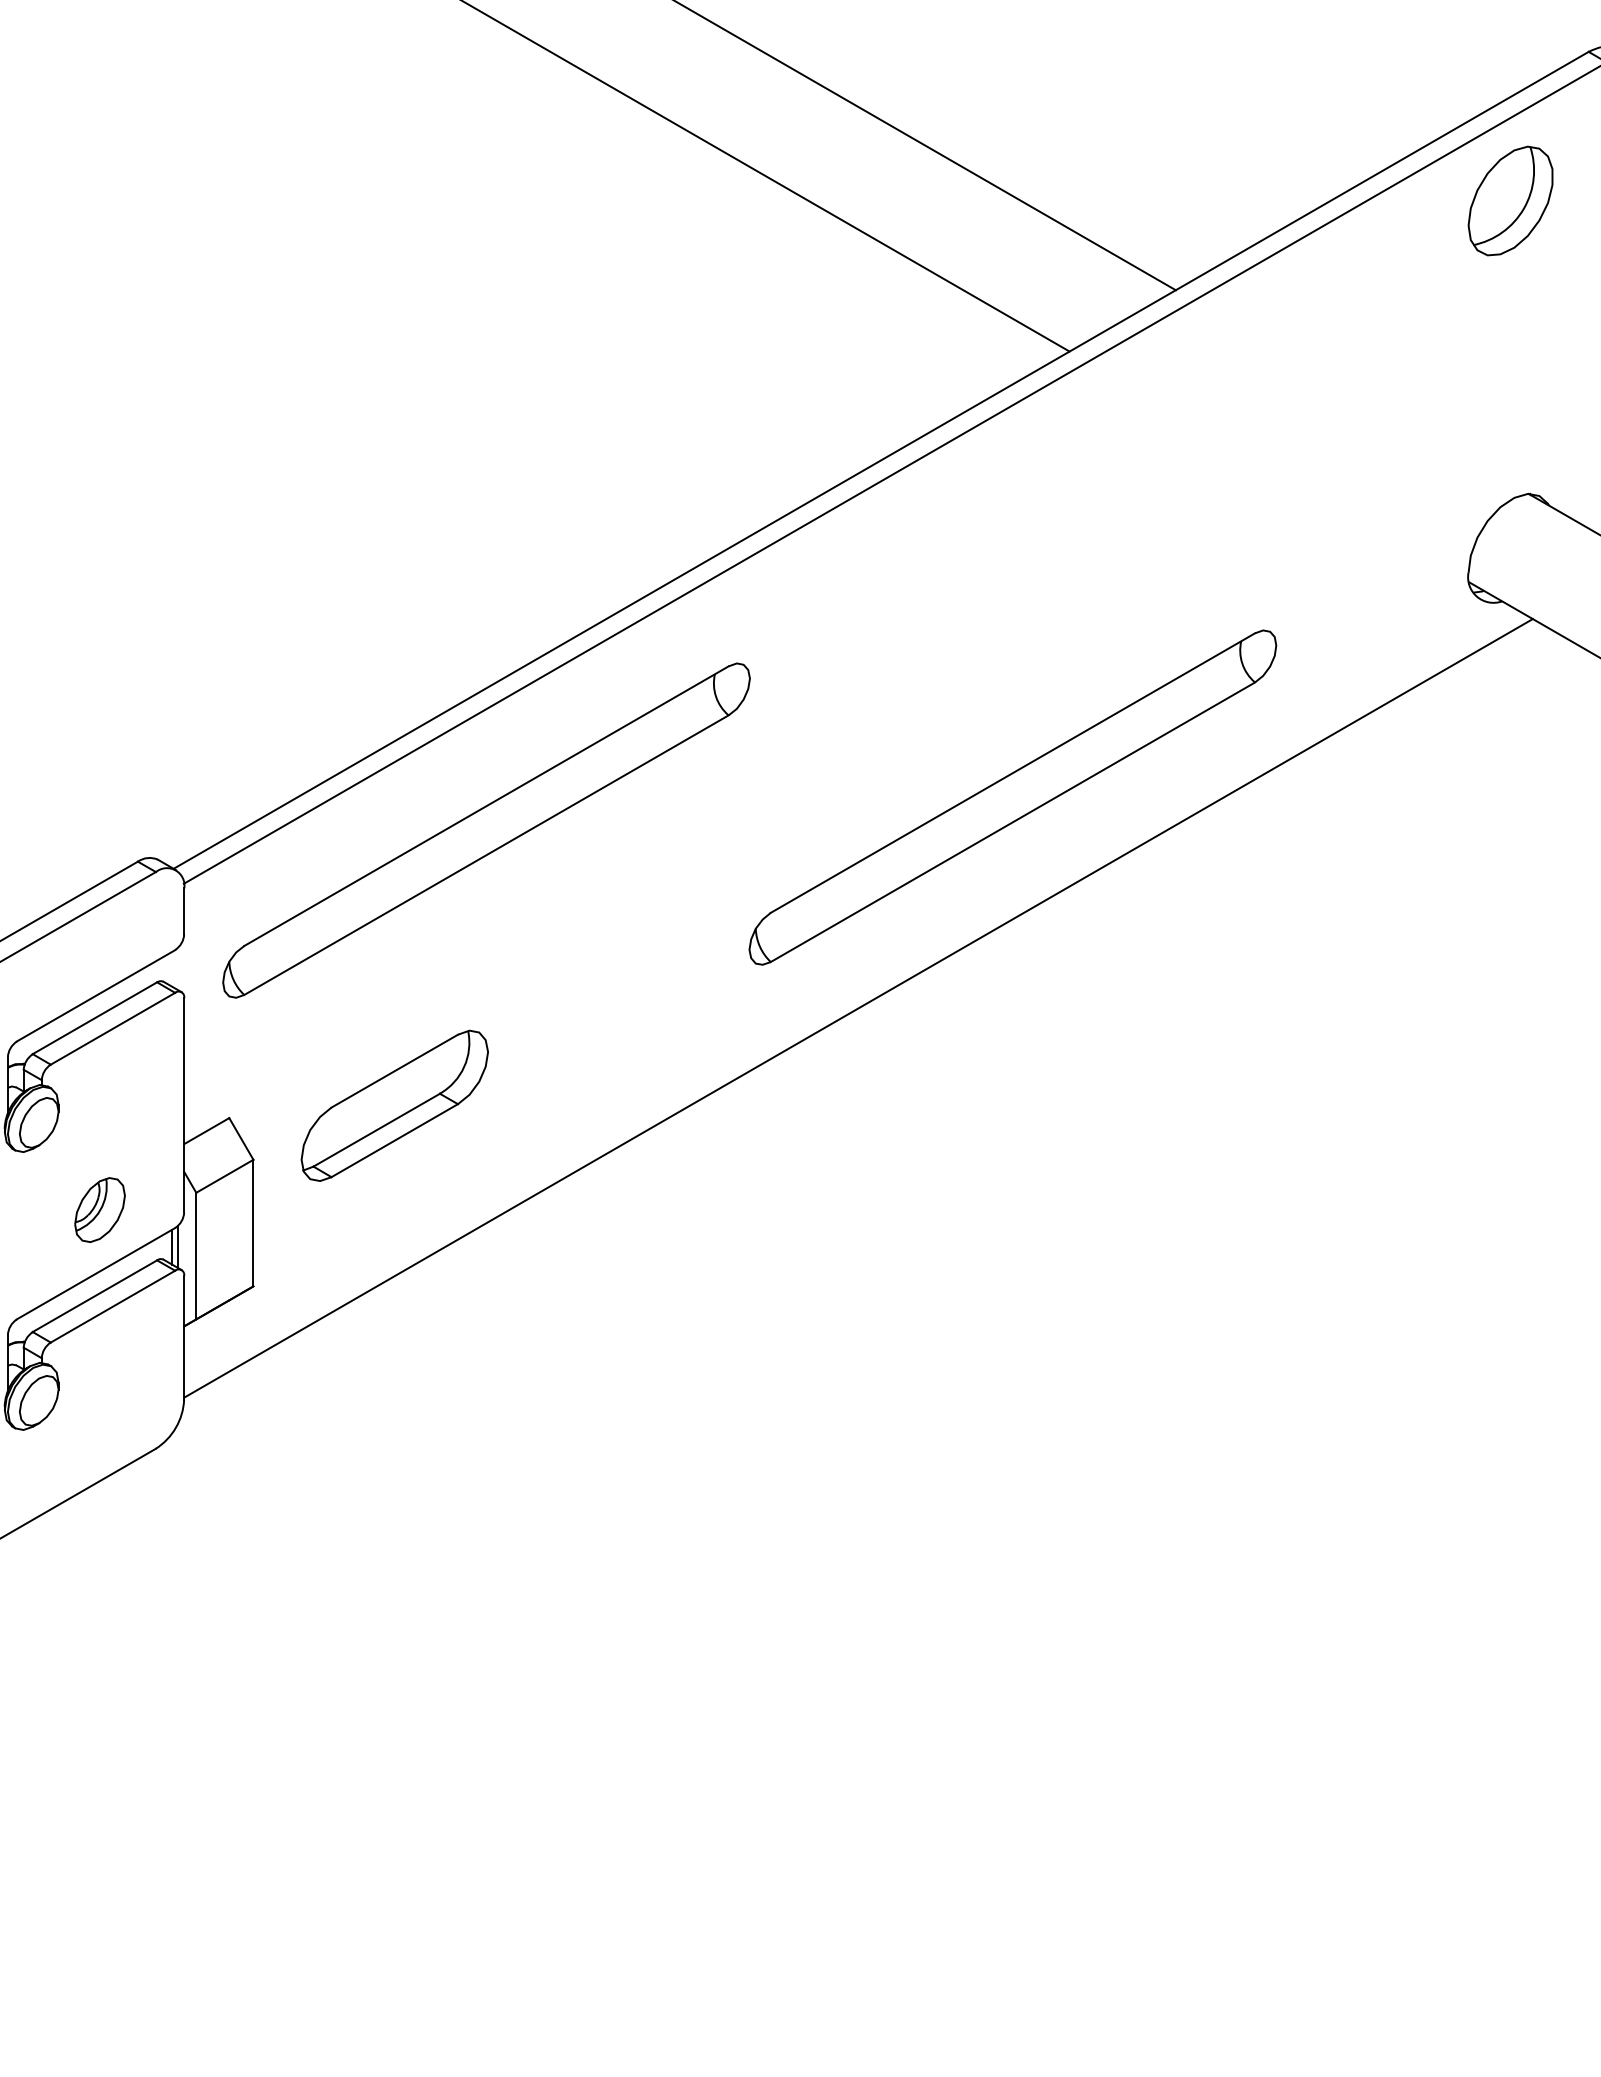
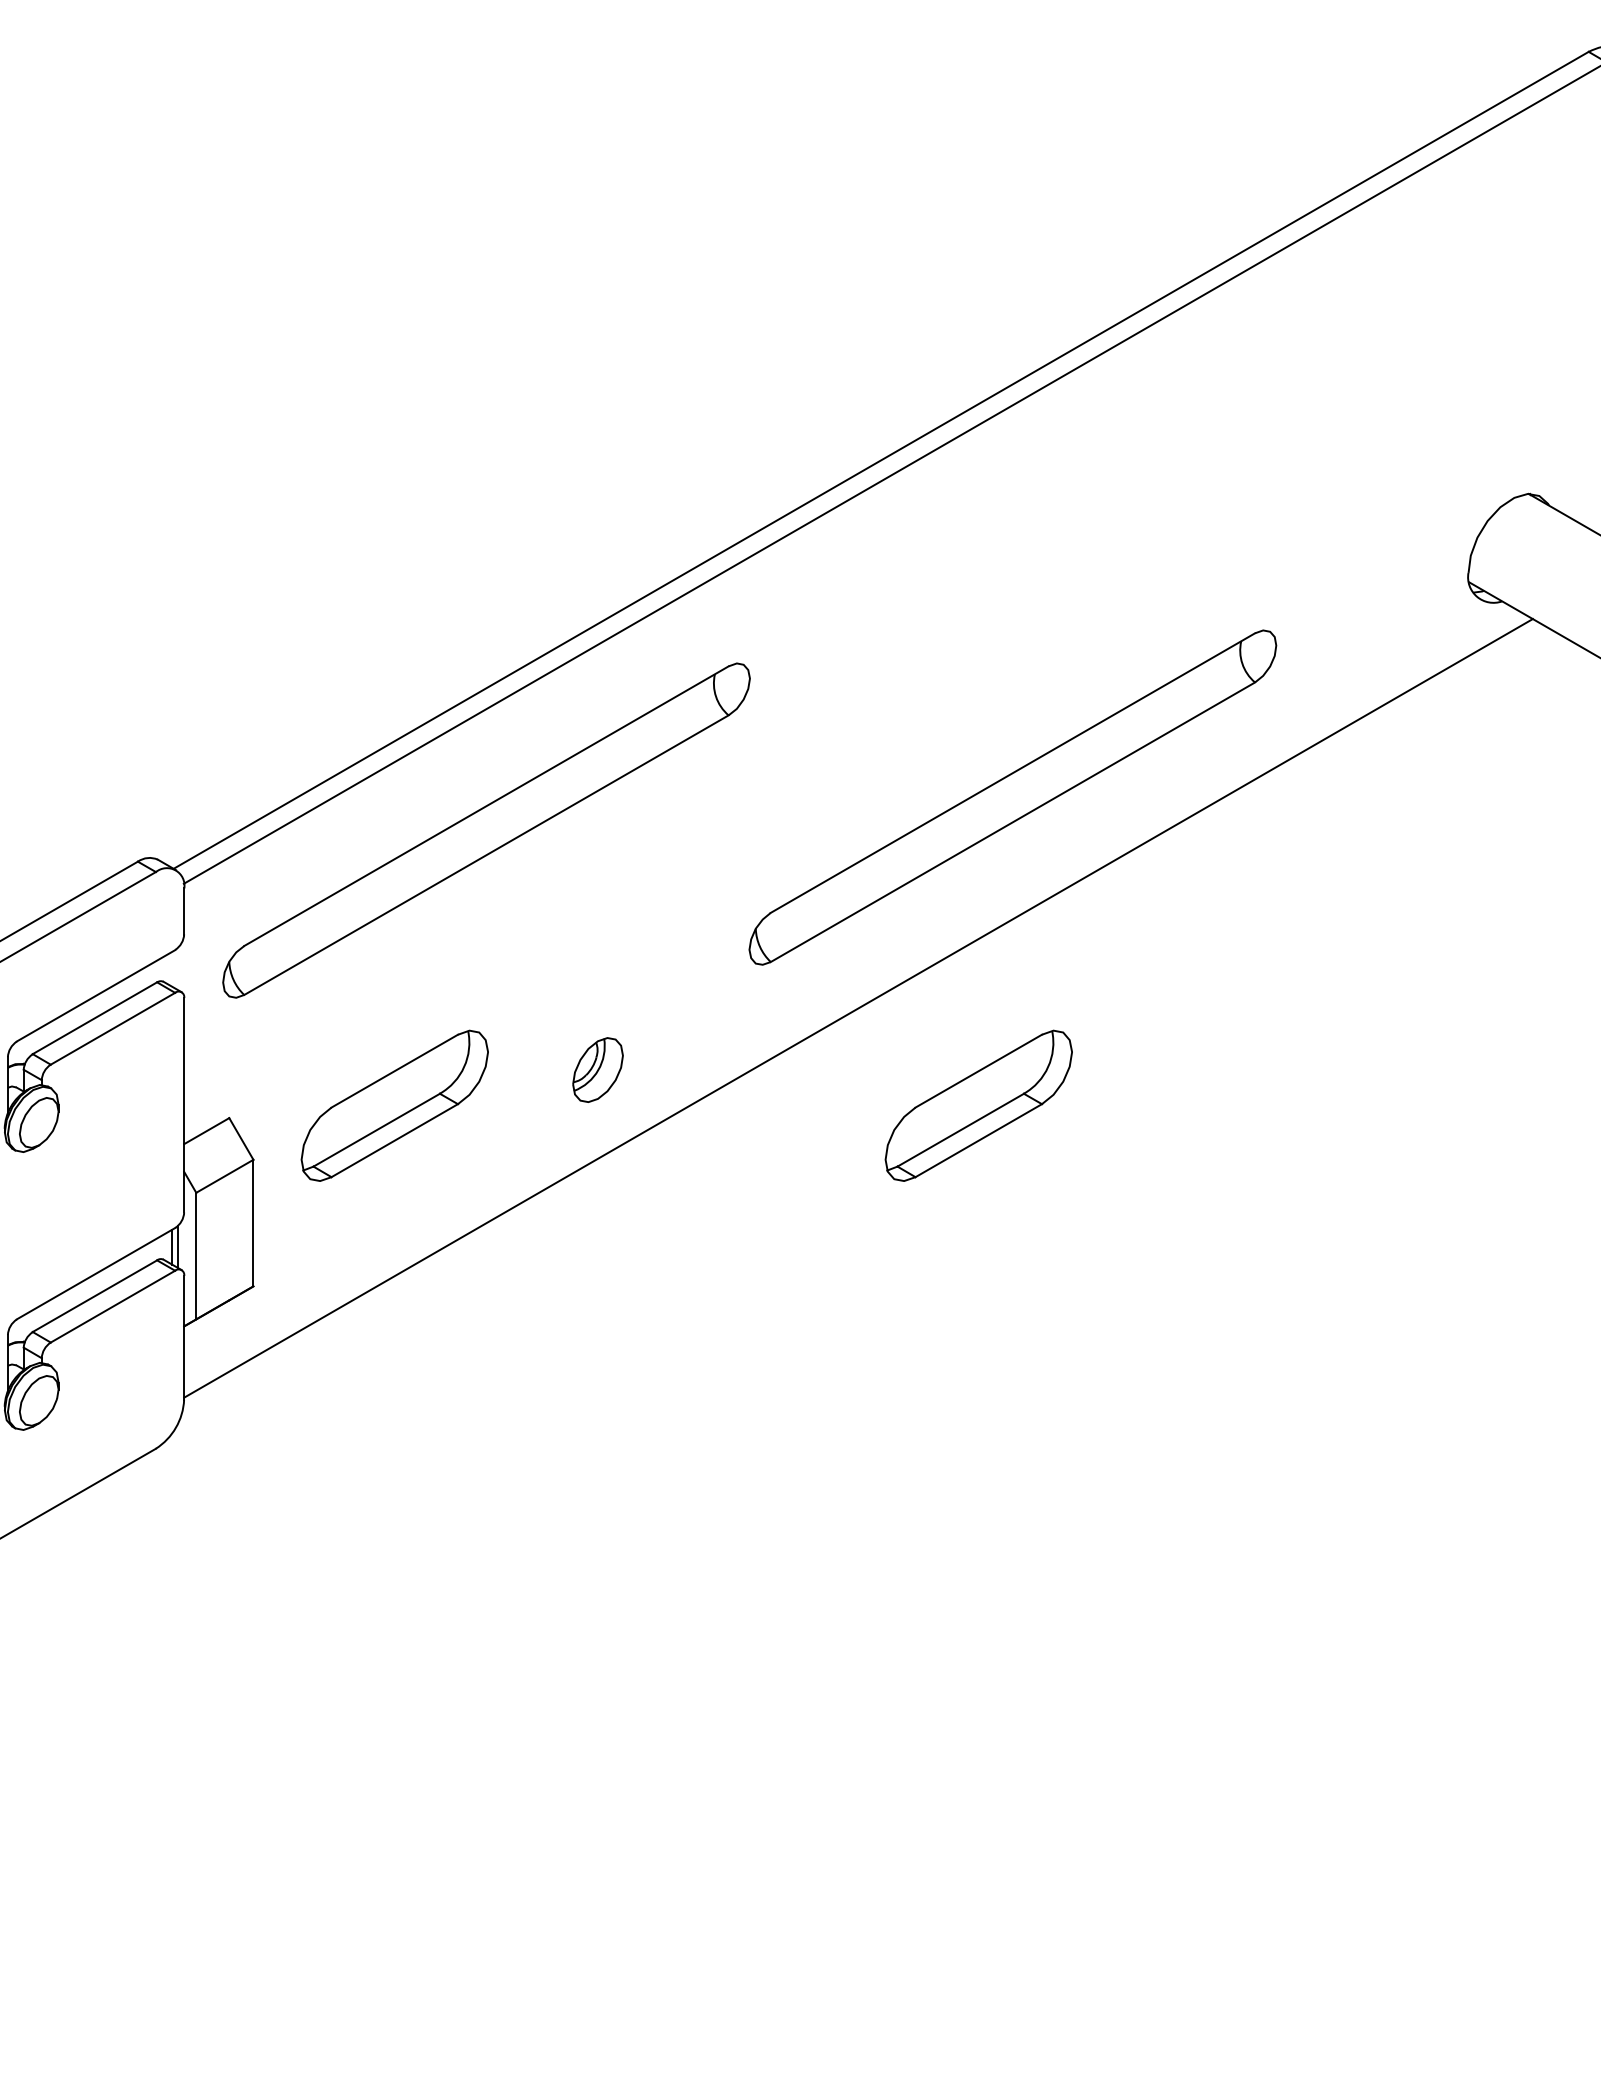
line: present -> none (925, 146)
line: present -> none (766, 176)
part: present -> none (1510, 200)
part: none -> present (978, 1105)
part position: (99, 1209) -> (597, 1069) (597, 1069)
